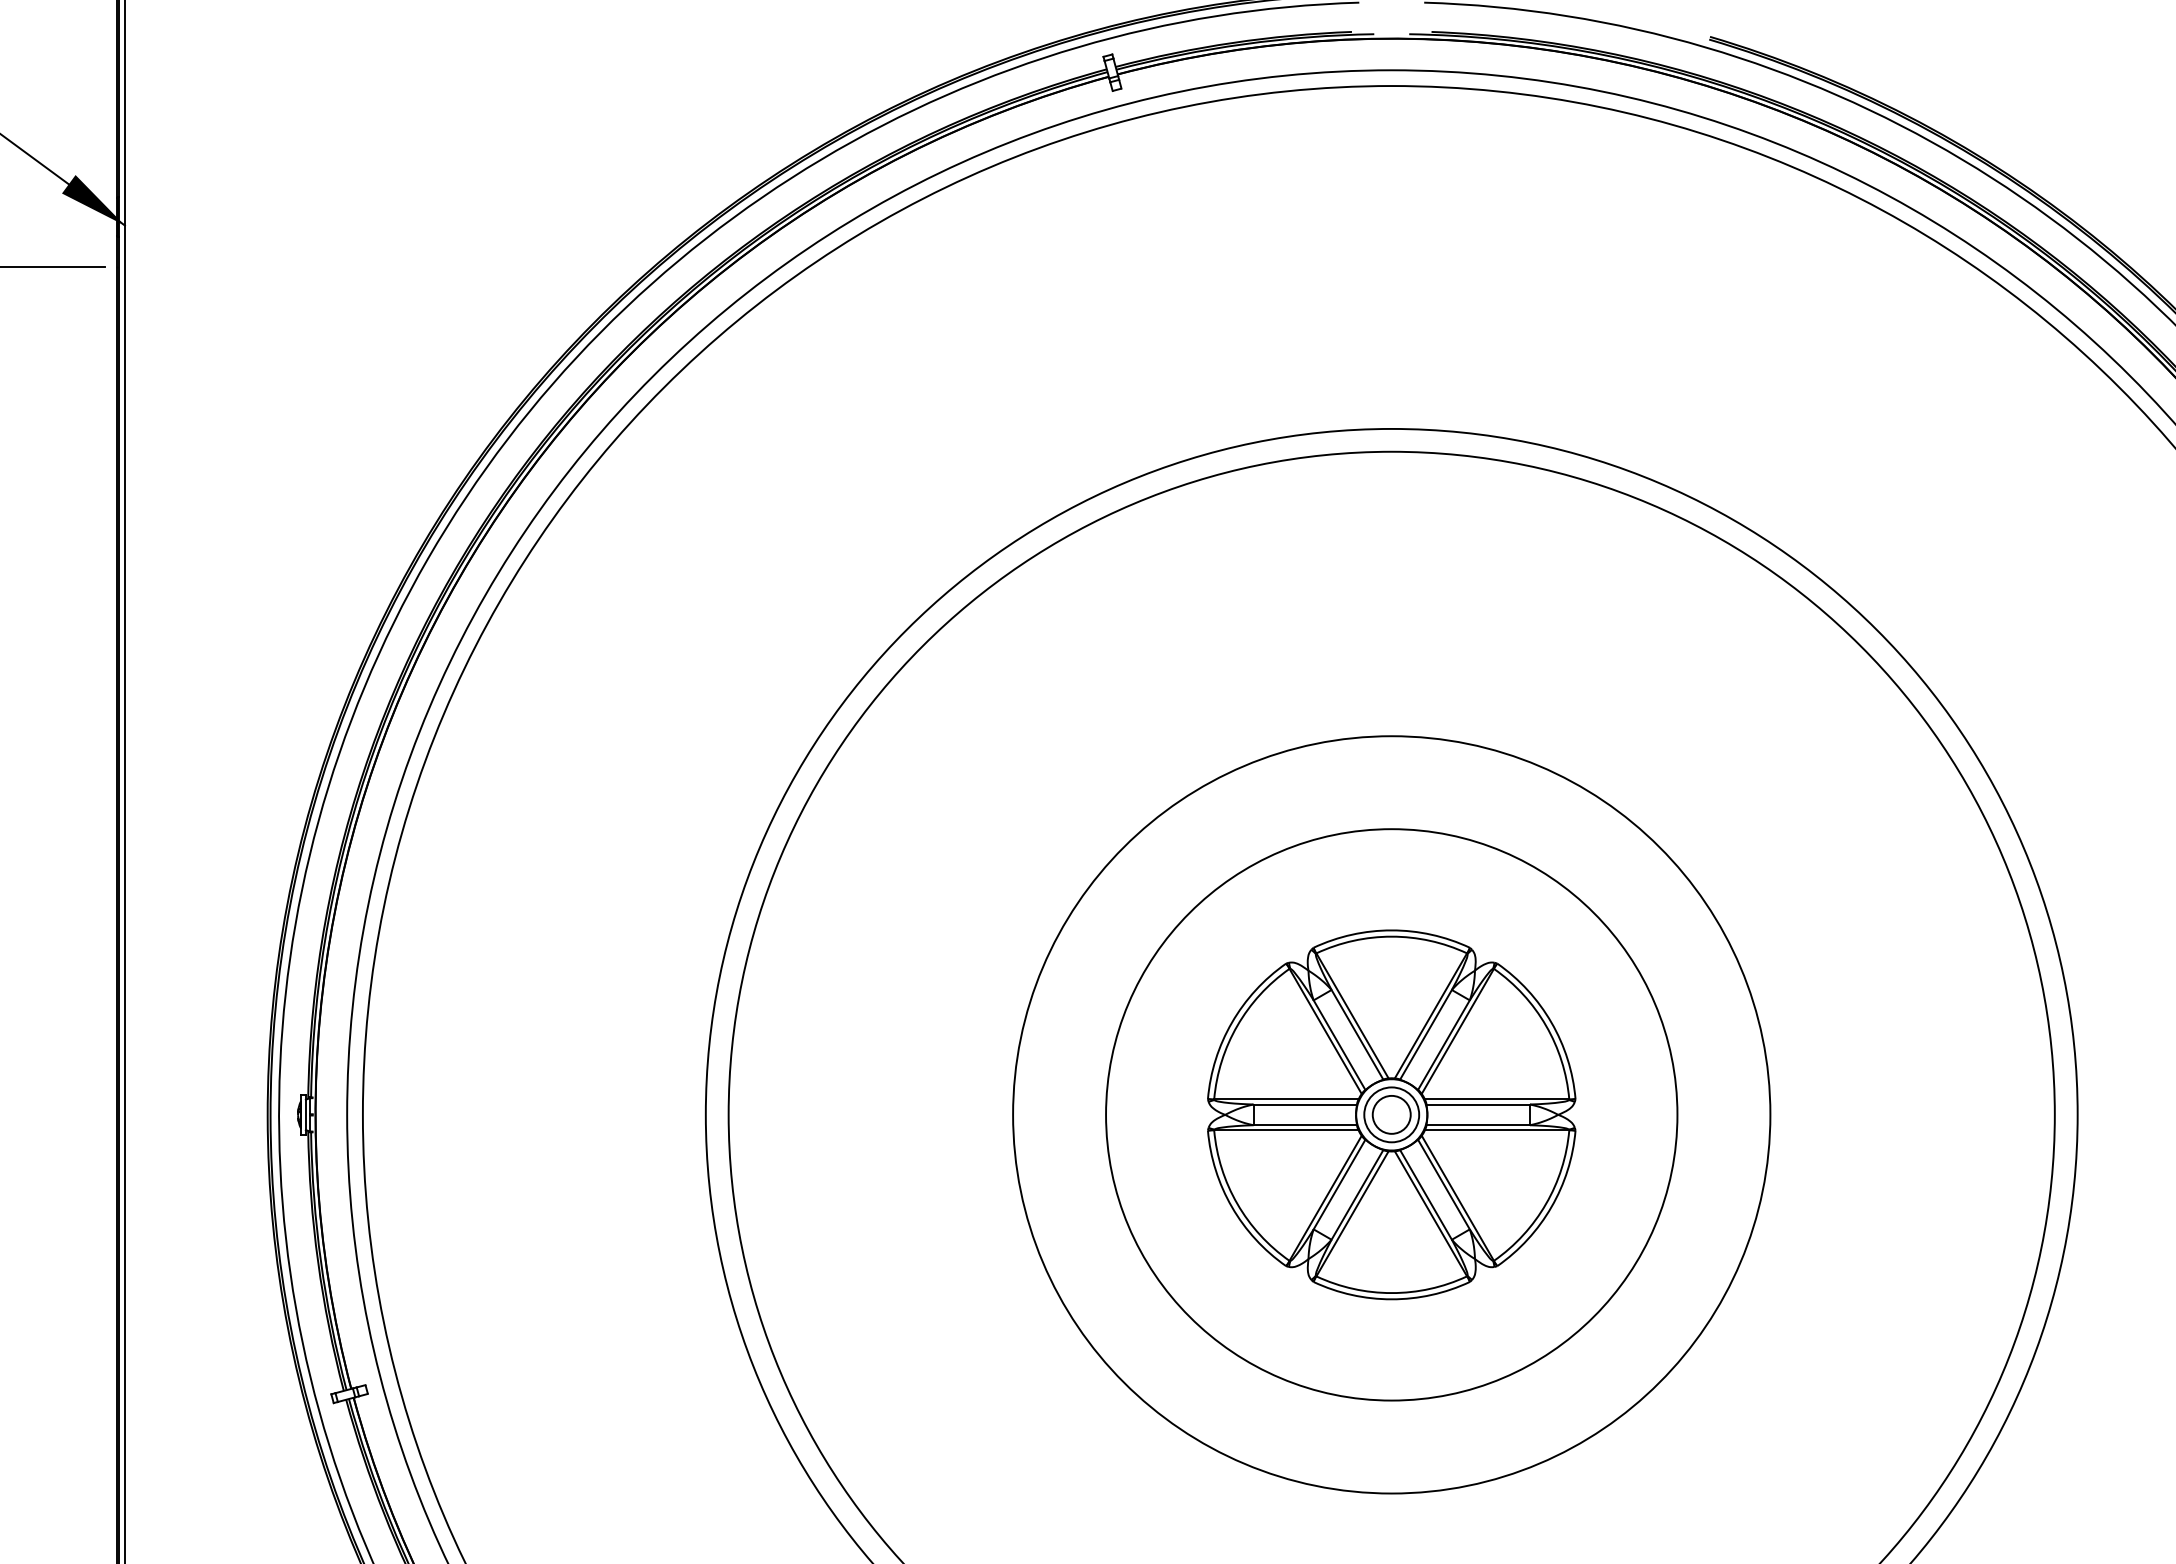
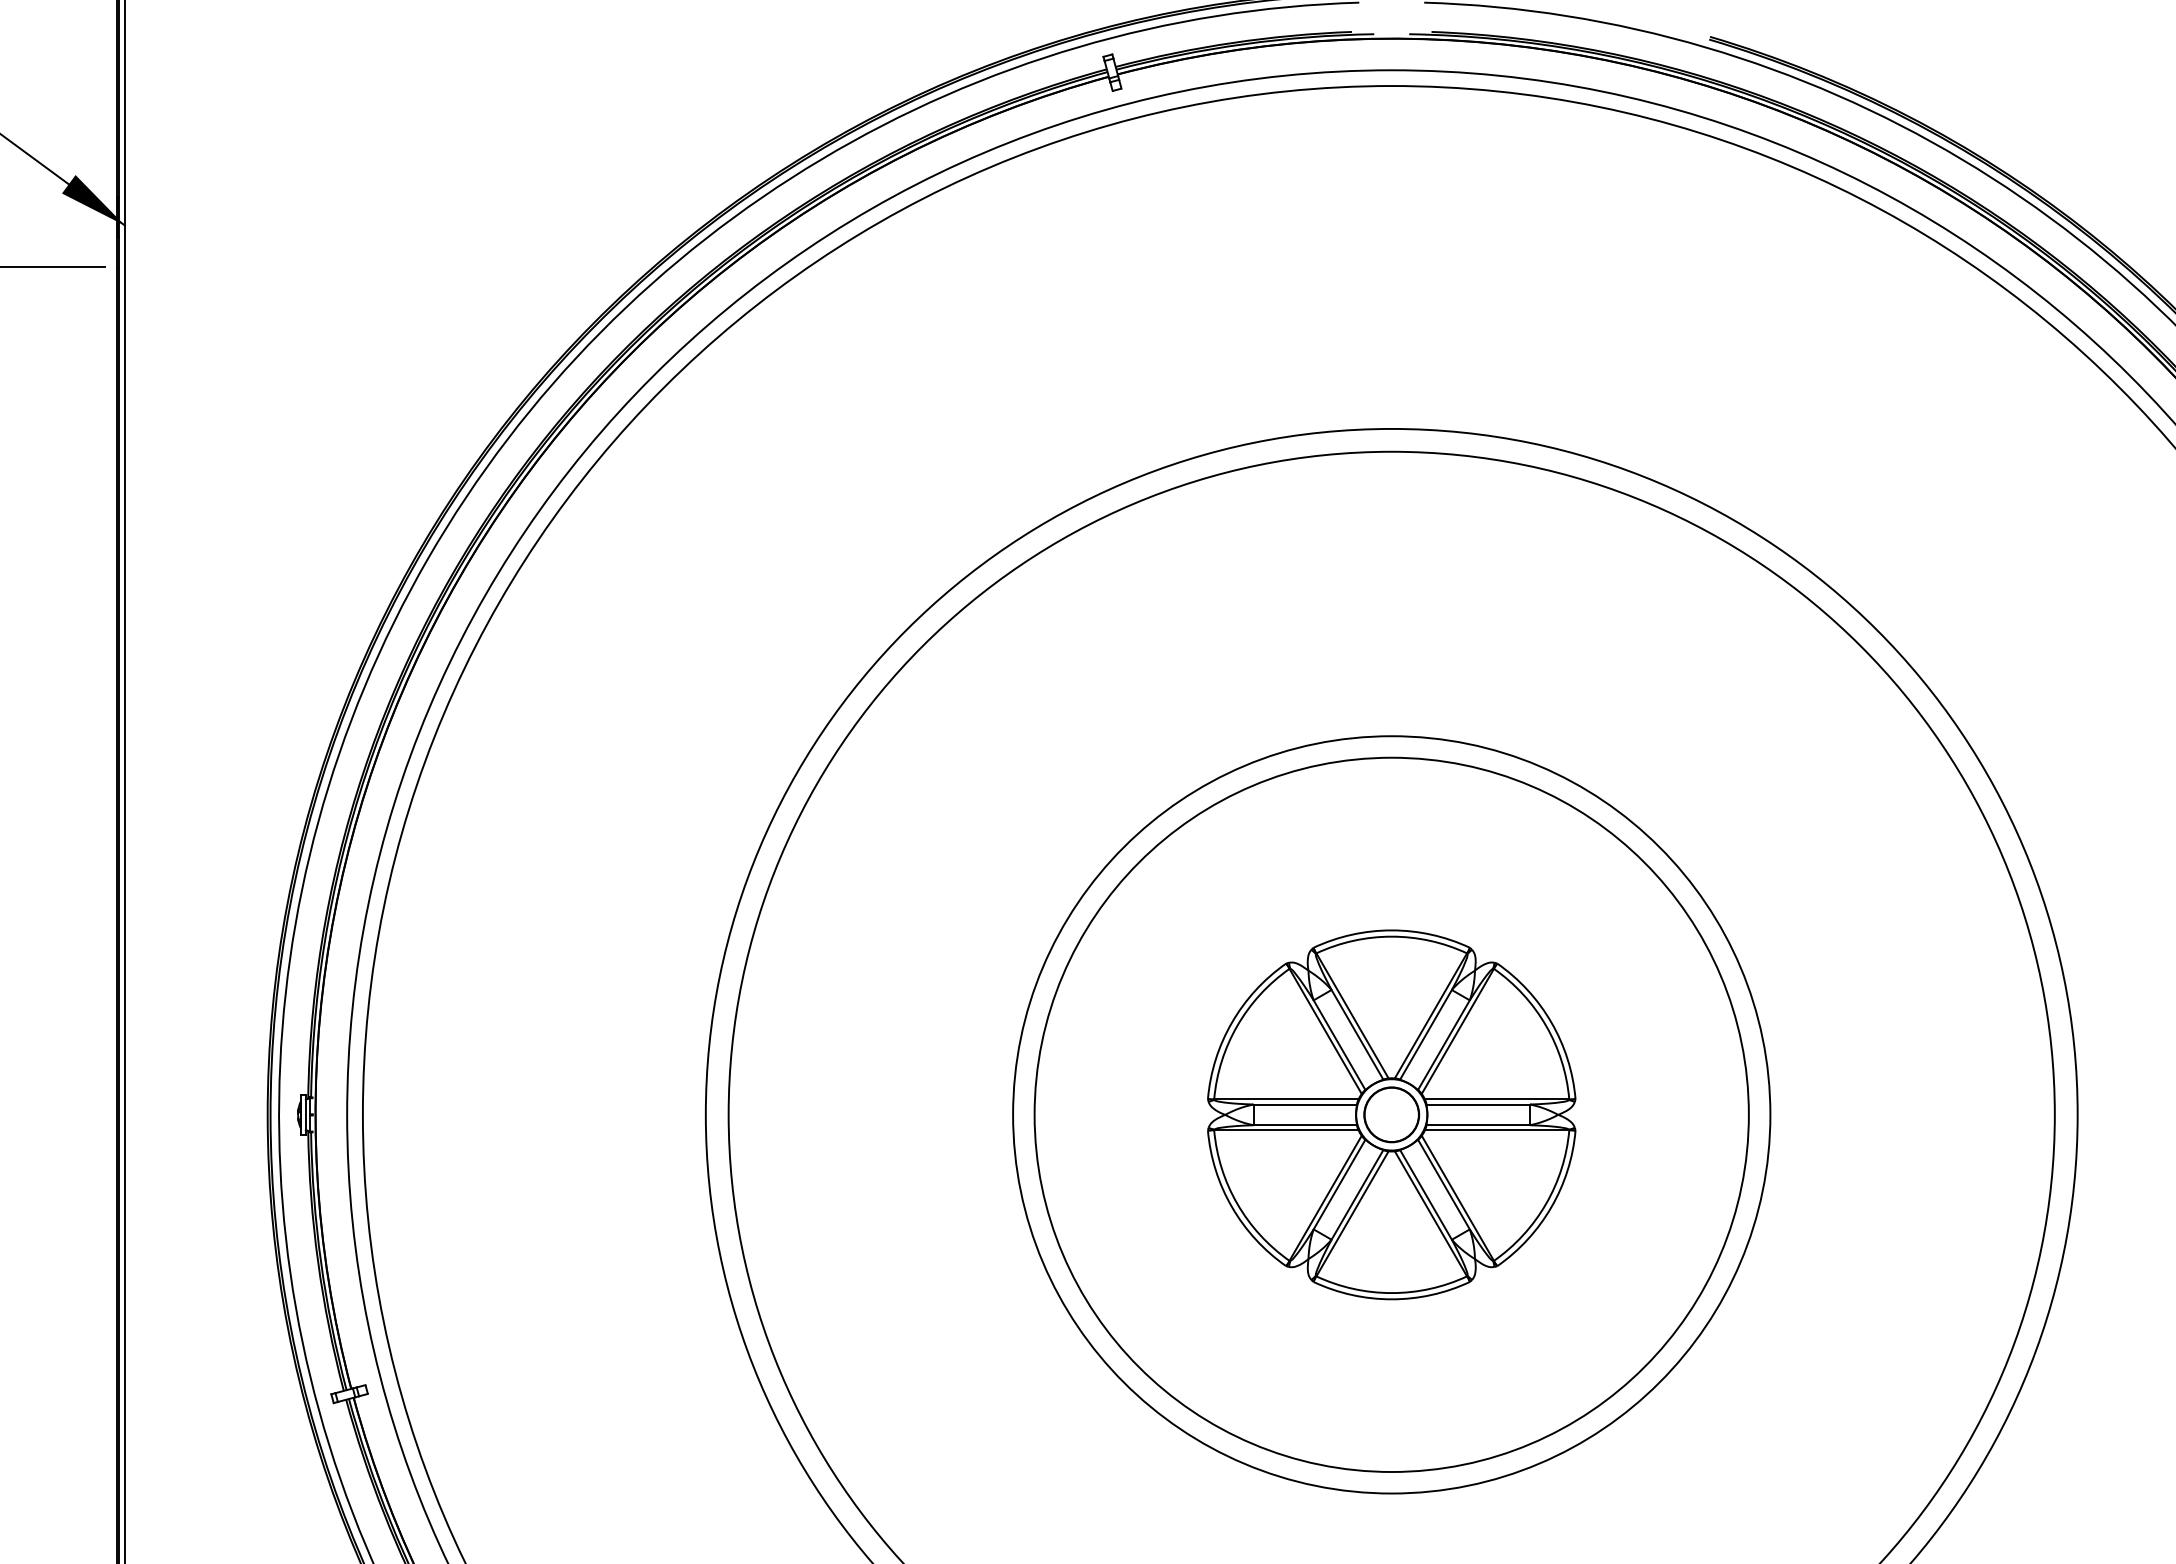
circle diameter: 38 px -> 54 px (1391, 1114)
circle diameter: 571 px -> 714 px (1391, 1114)
